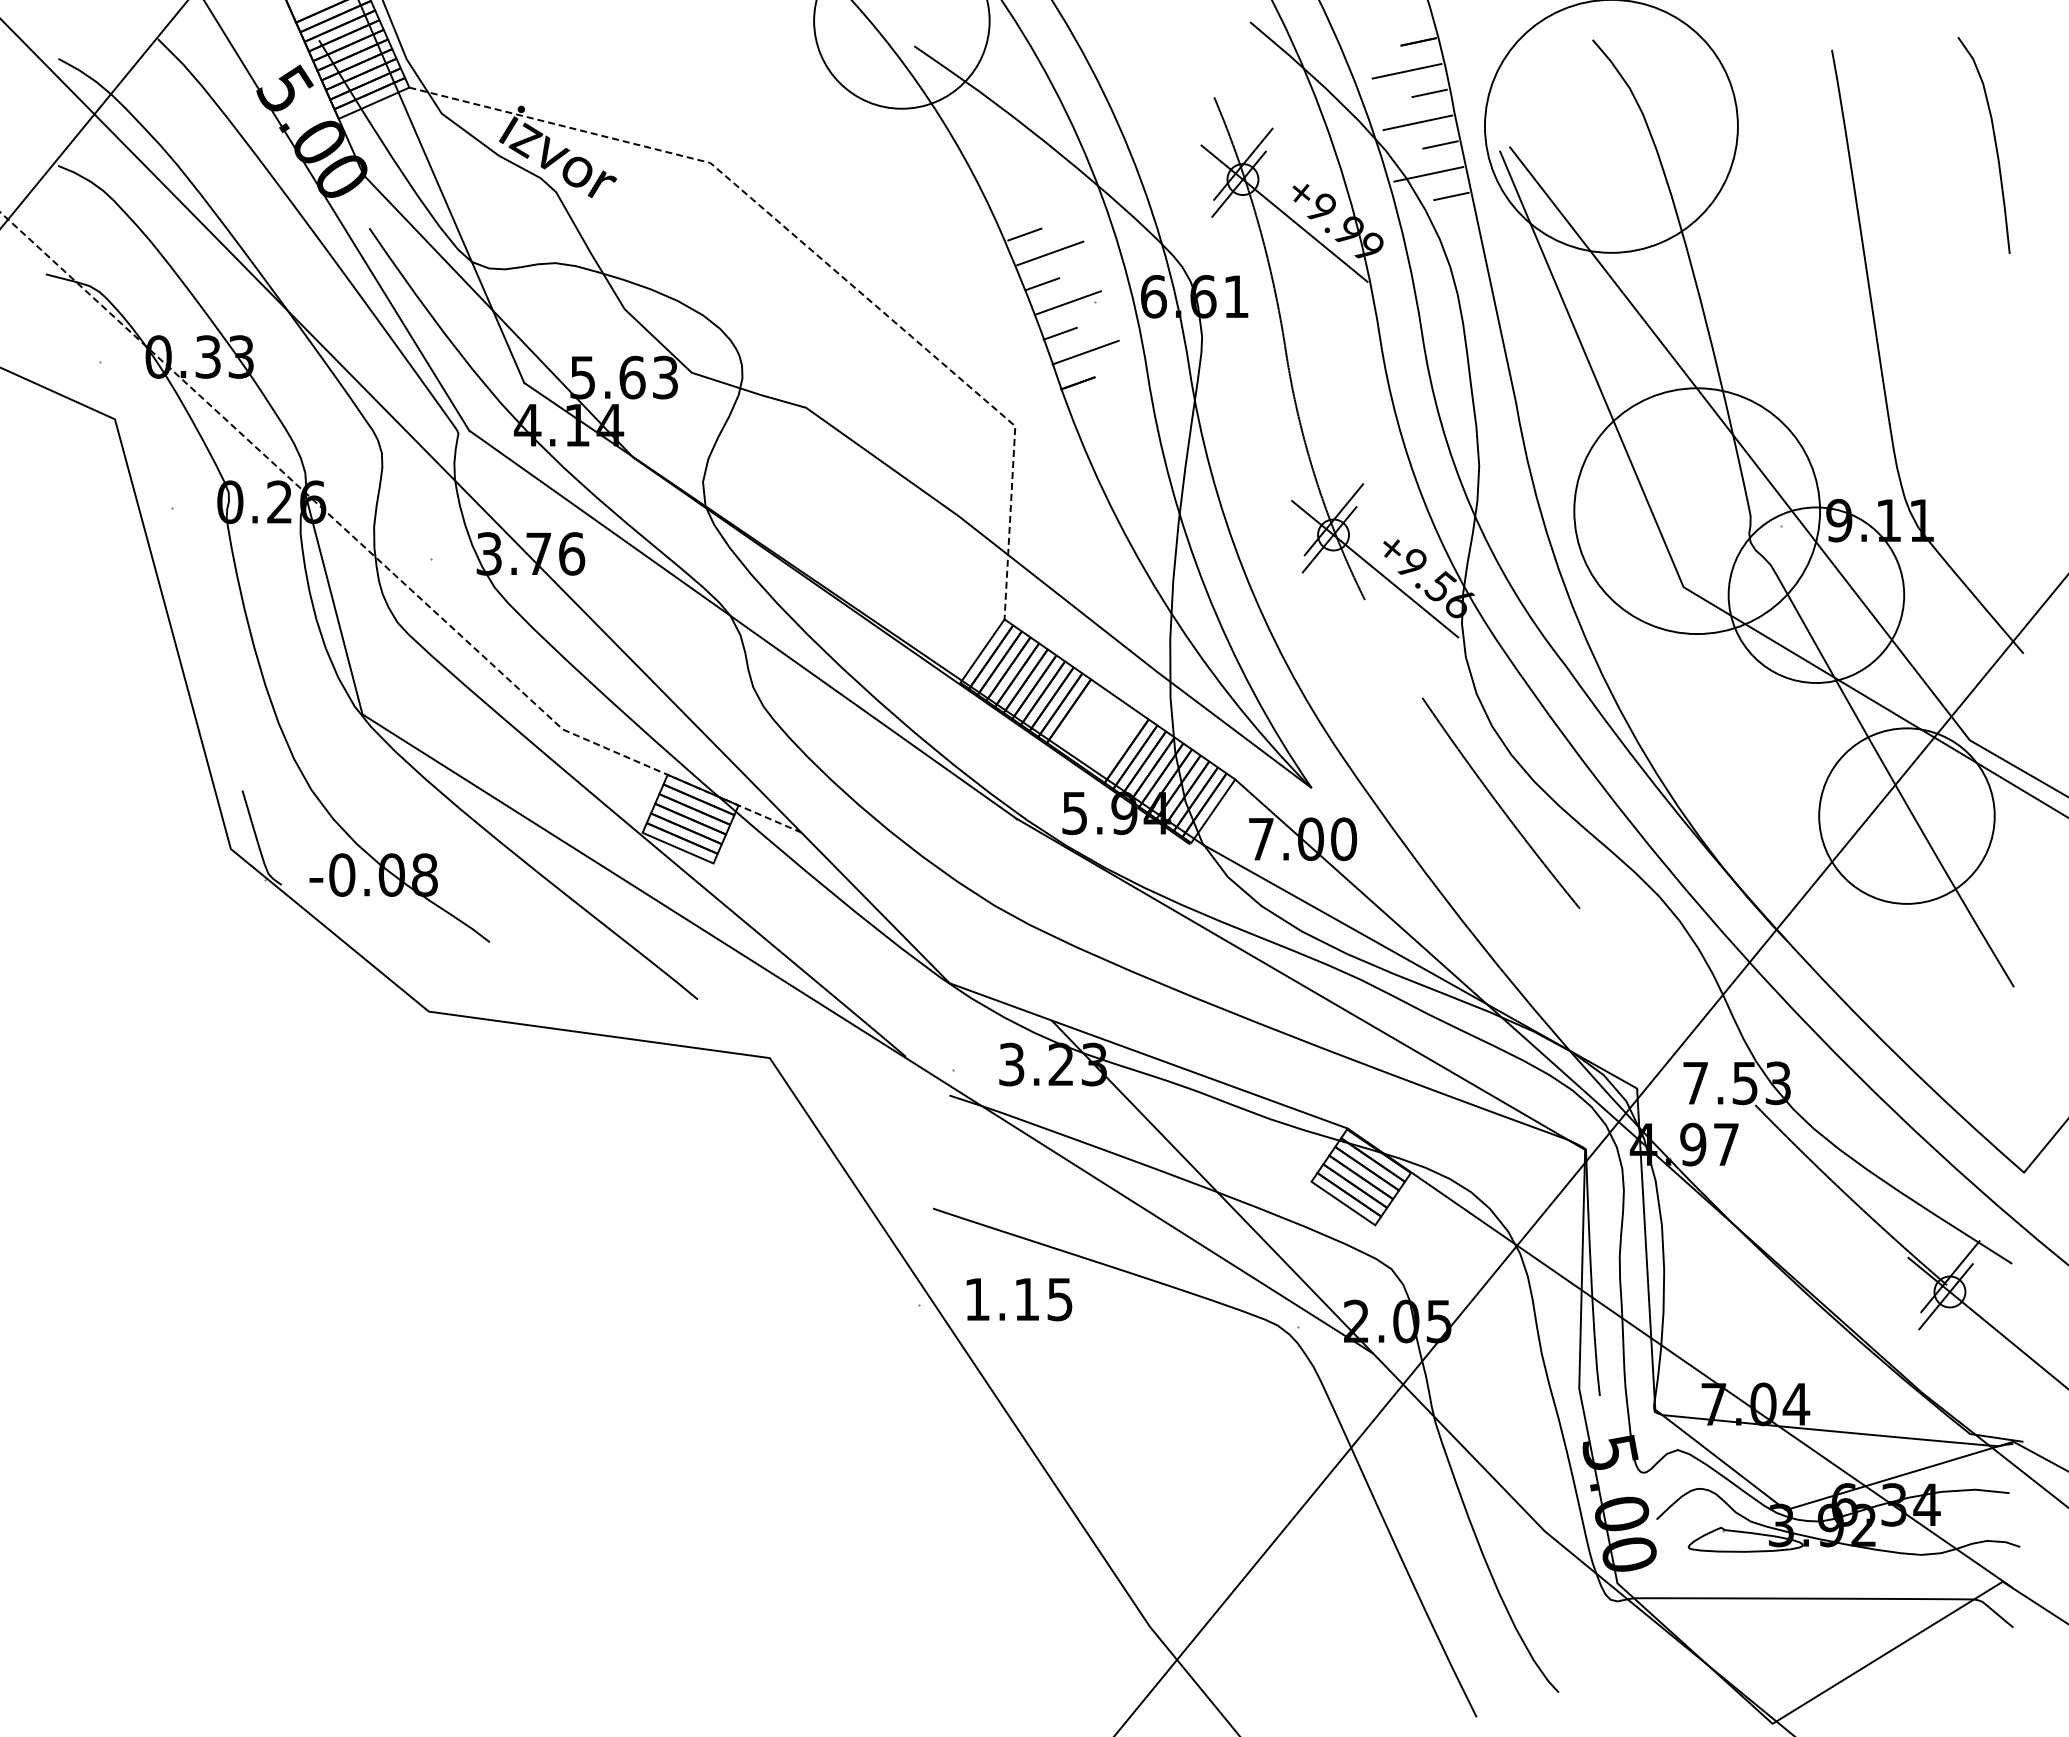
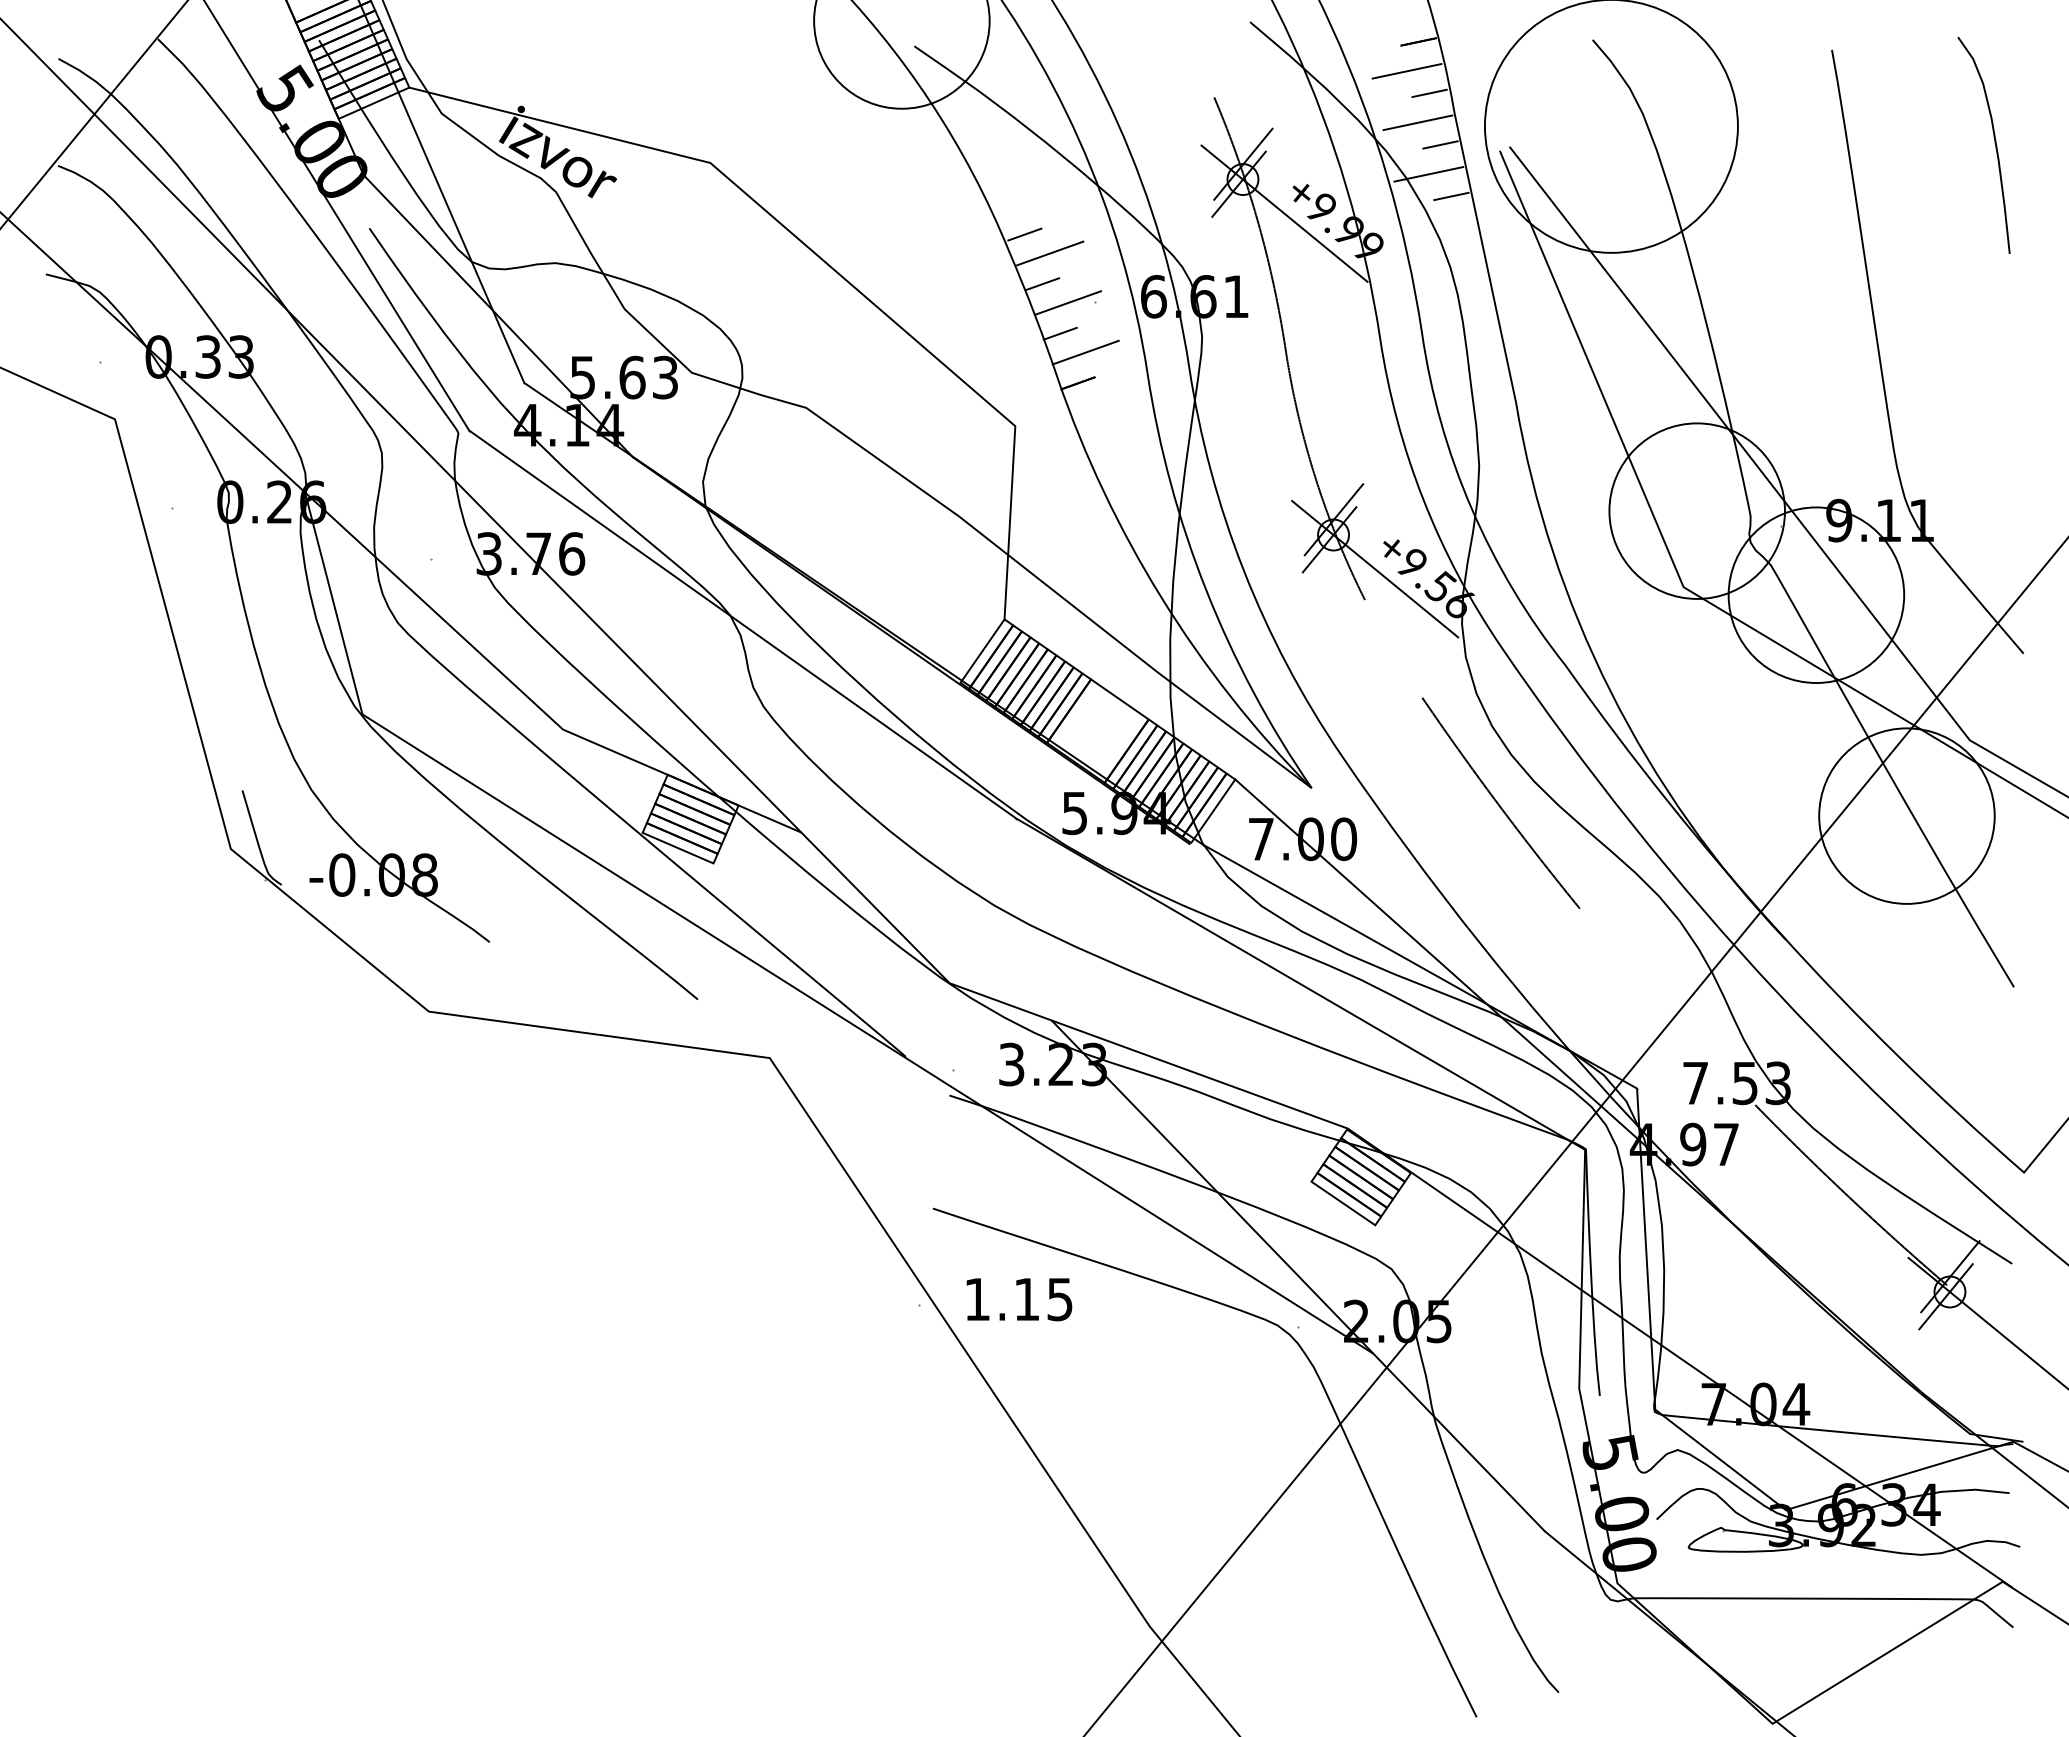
line: dashed -> solid (818, 256)
circle diameter: 246 px -> 176 px (1696, 510)
line: dashed -> solid (377, 559)
line position: (1590, 1155) -> (1575, 1136) (1575, 1136)
